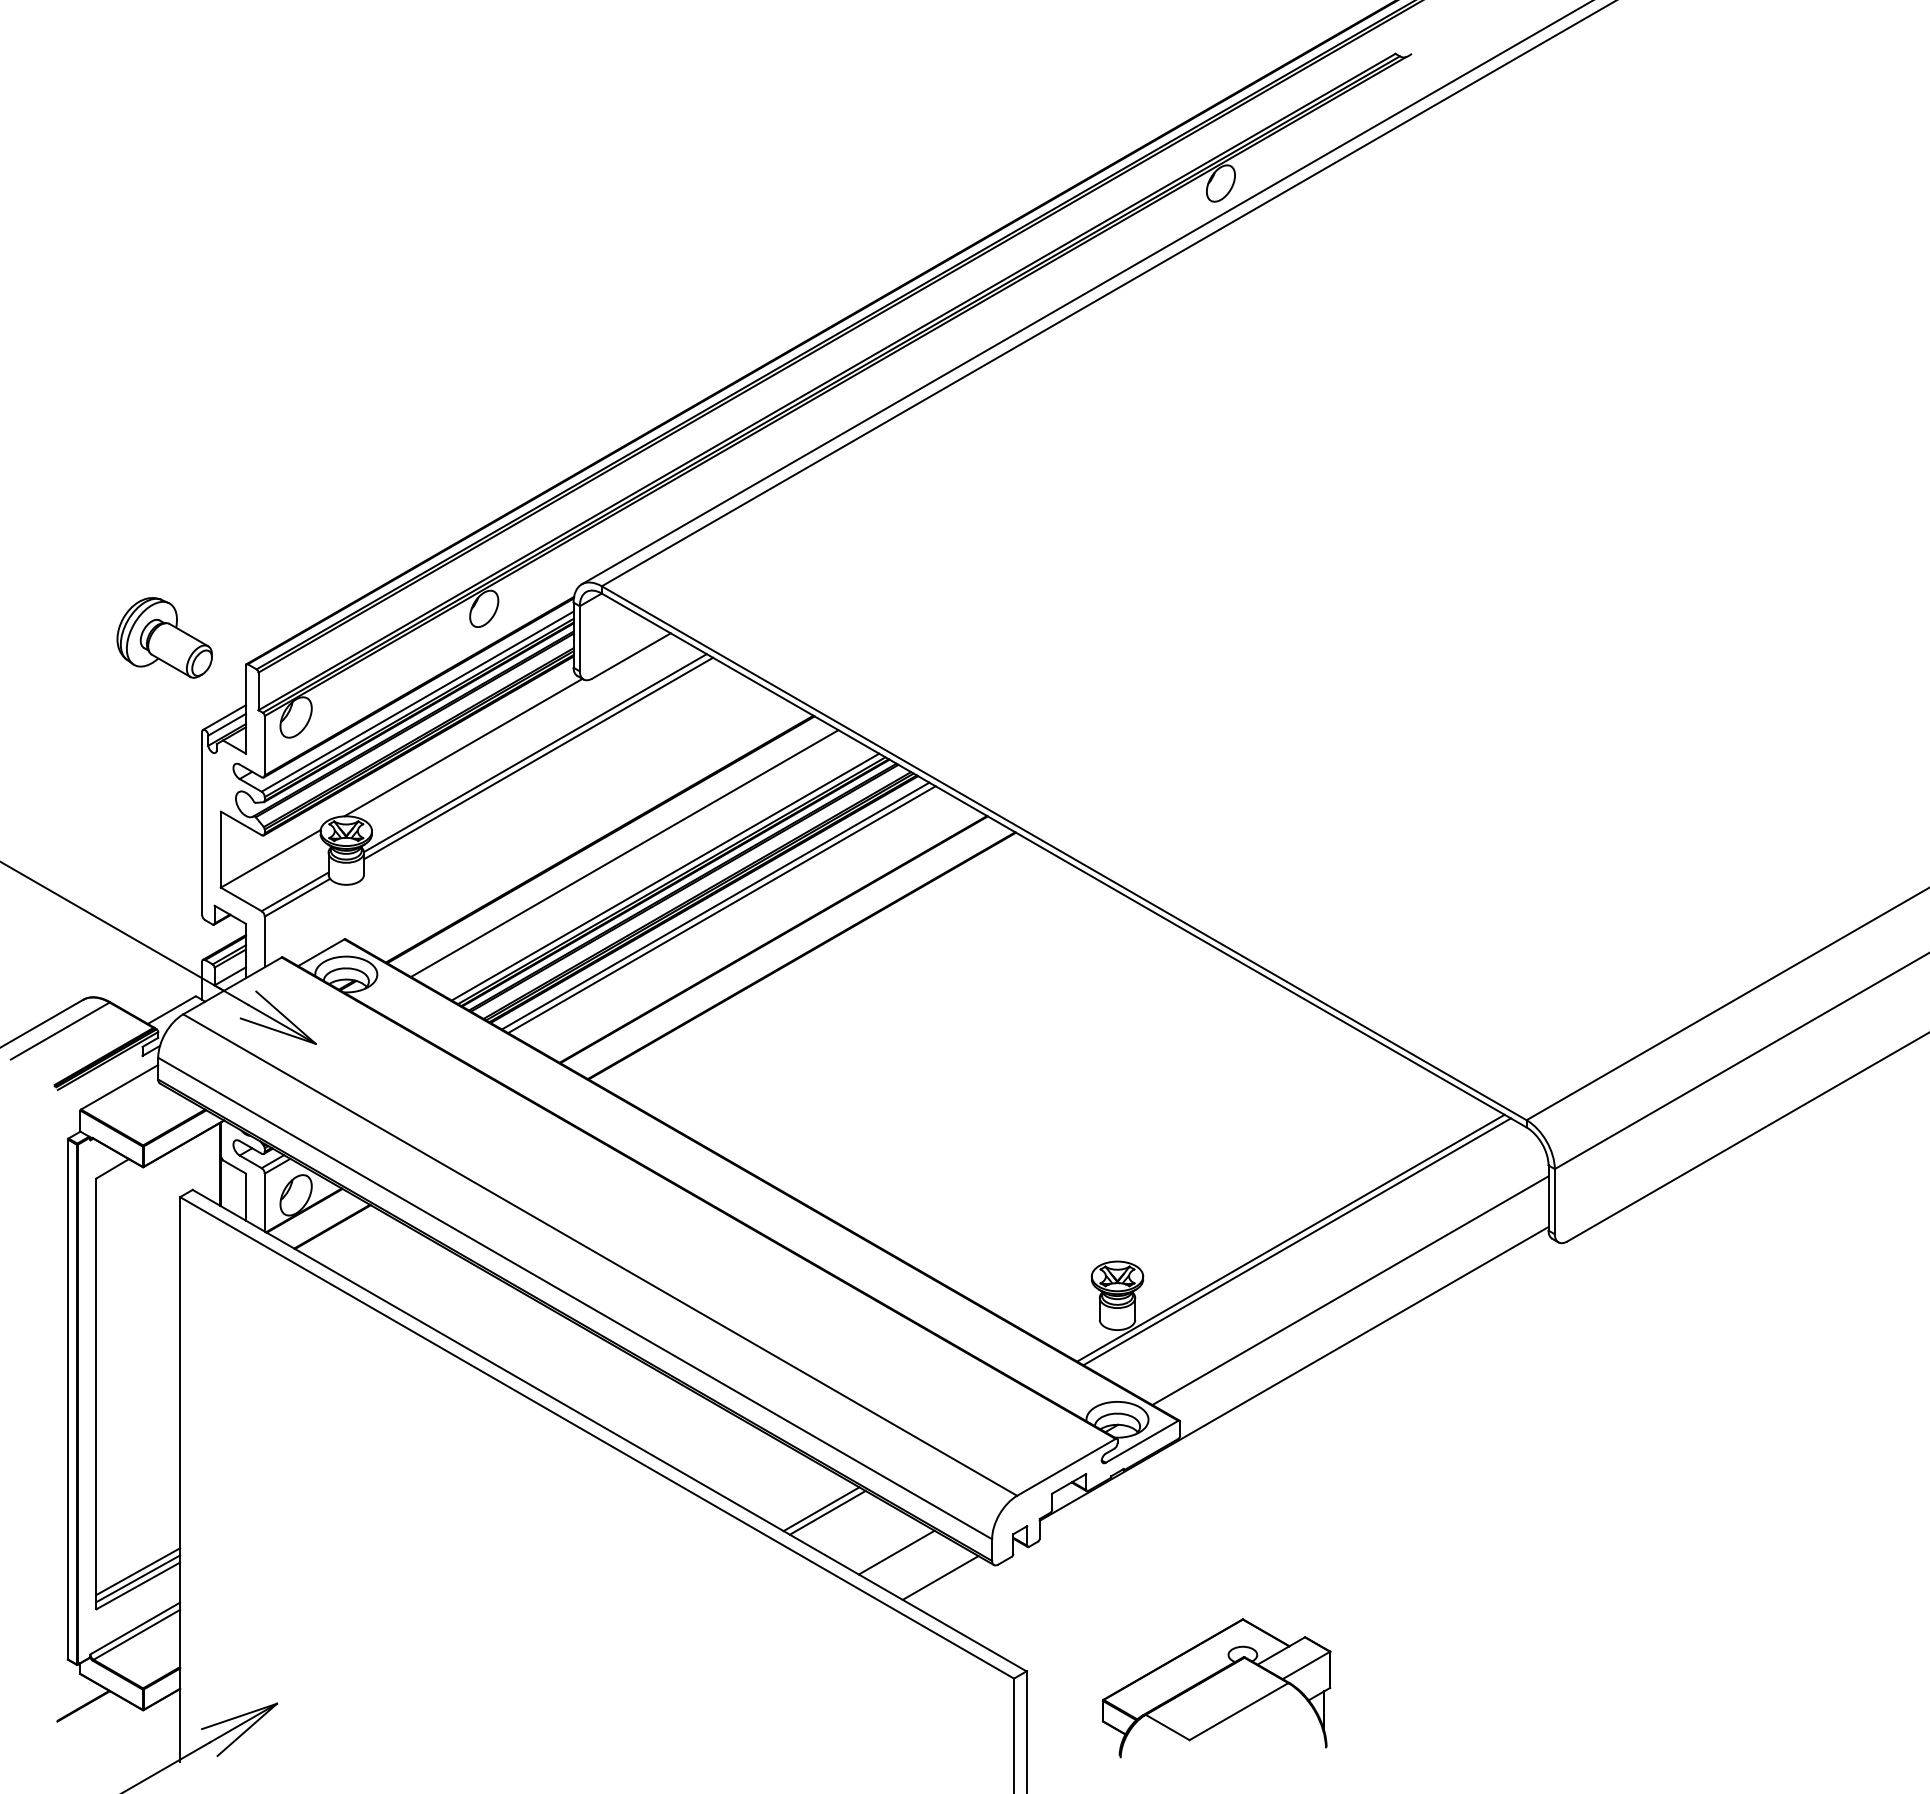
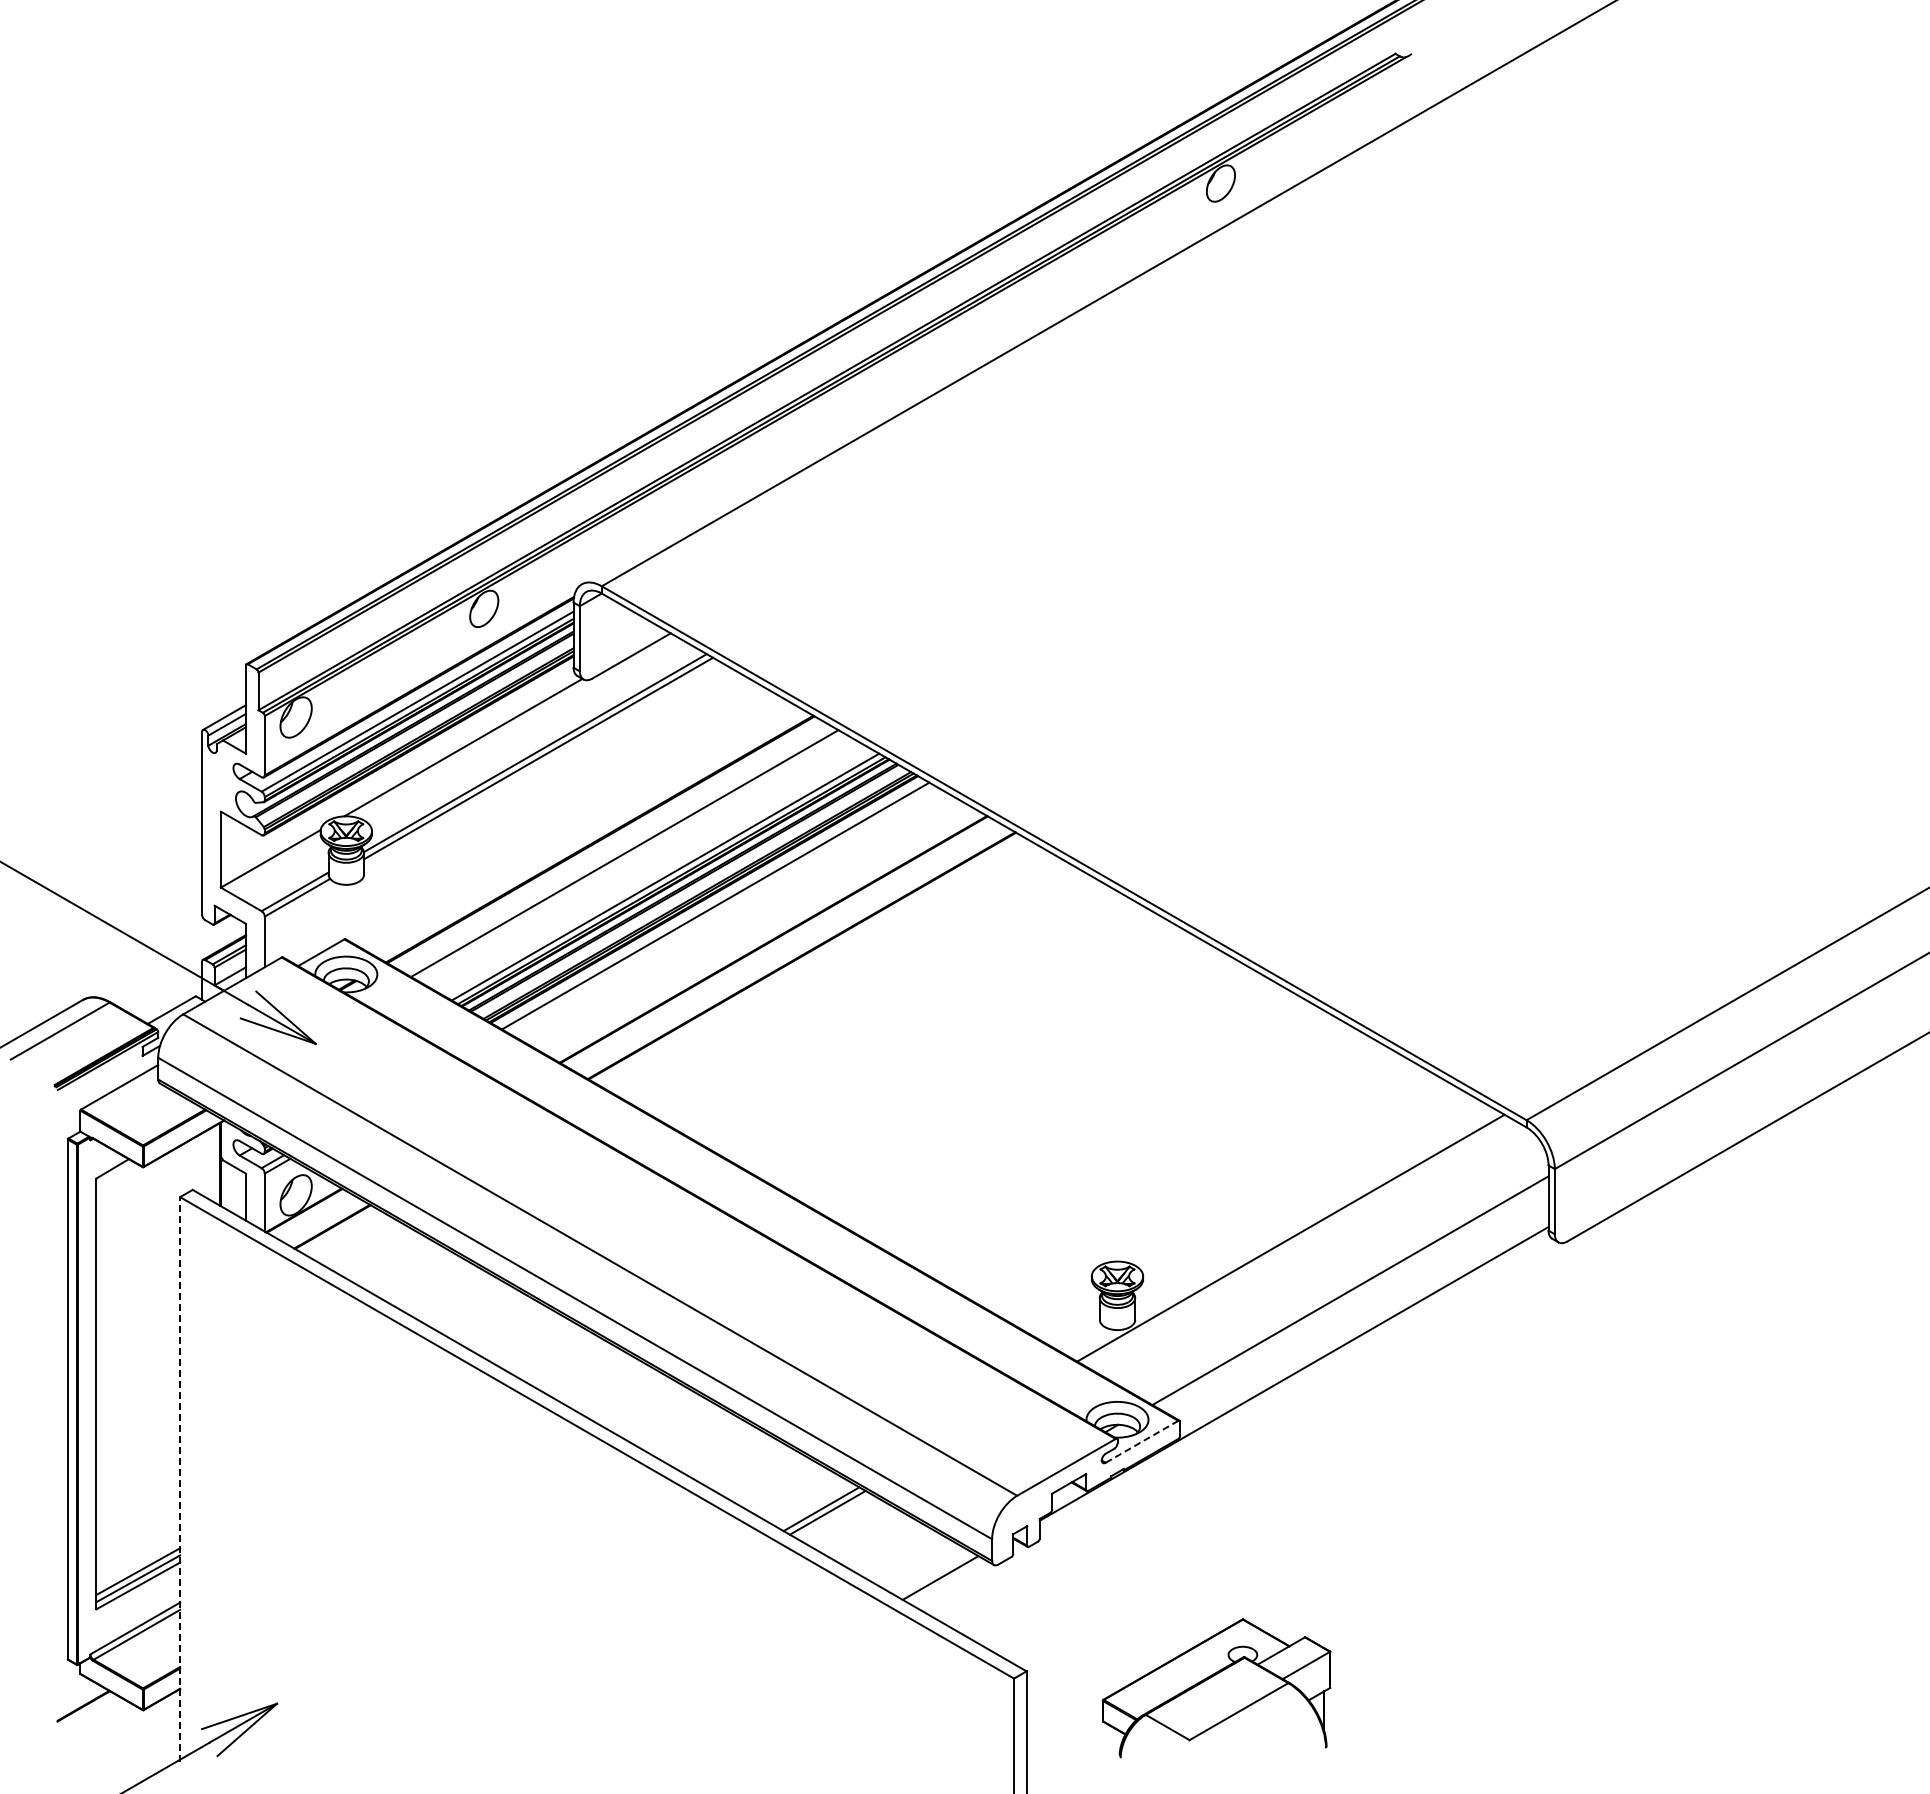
line: present -> none (1085, 293)
part: present -> none (164, 637)
line: present -> none (721, 909)
line: present -> none (1296, 1241)
line: solid -> dashed (1142, 1441)
line: solid -> dashed (180, 1479)
line: present -> none (896, 1552)
